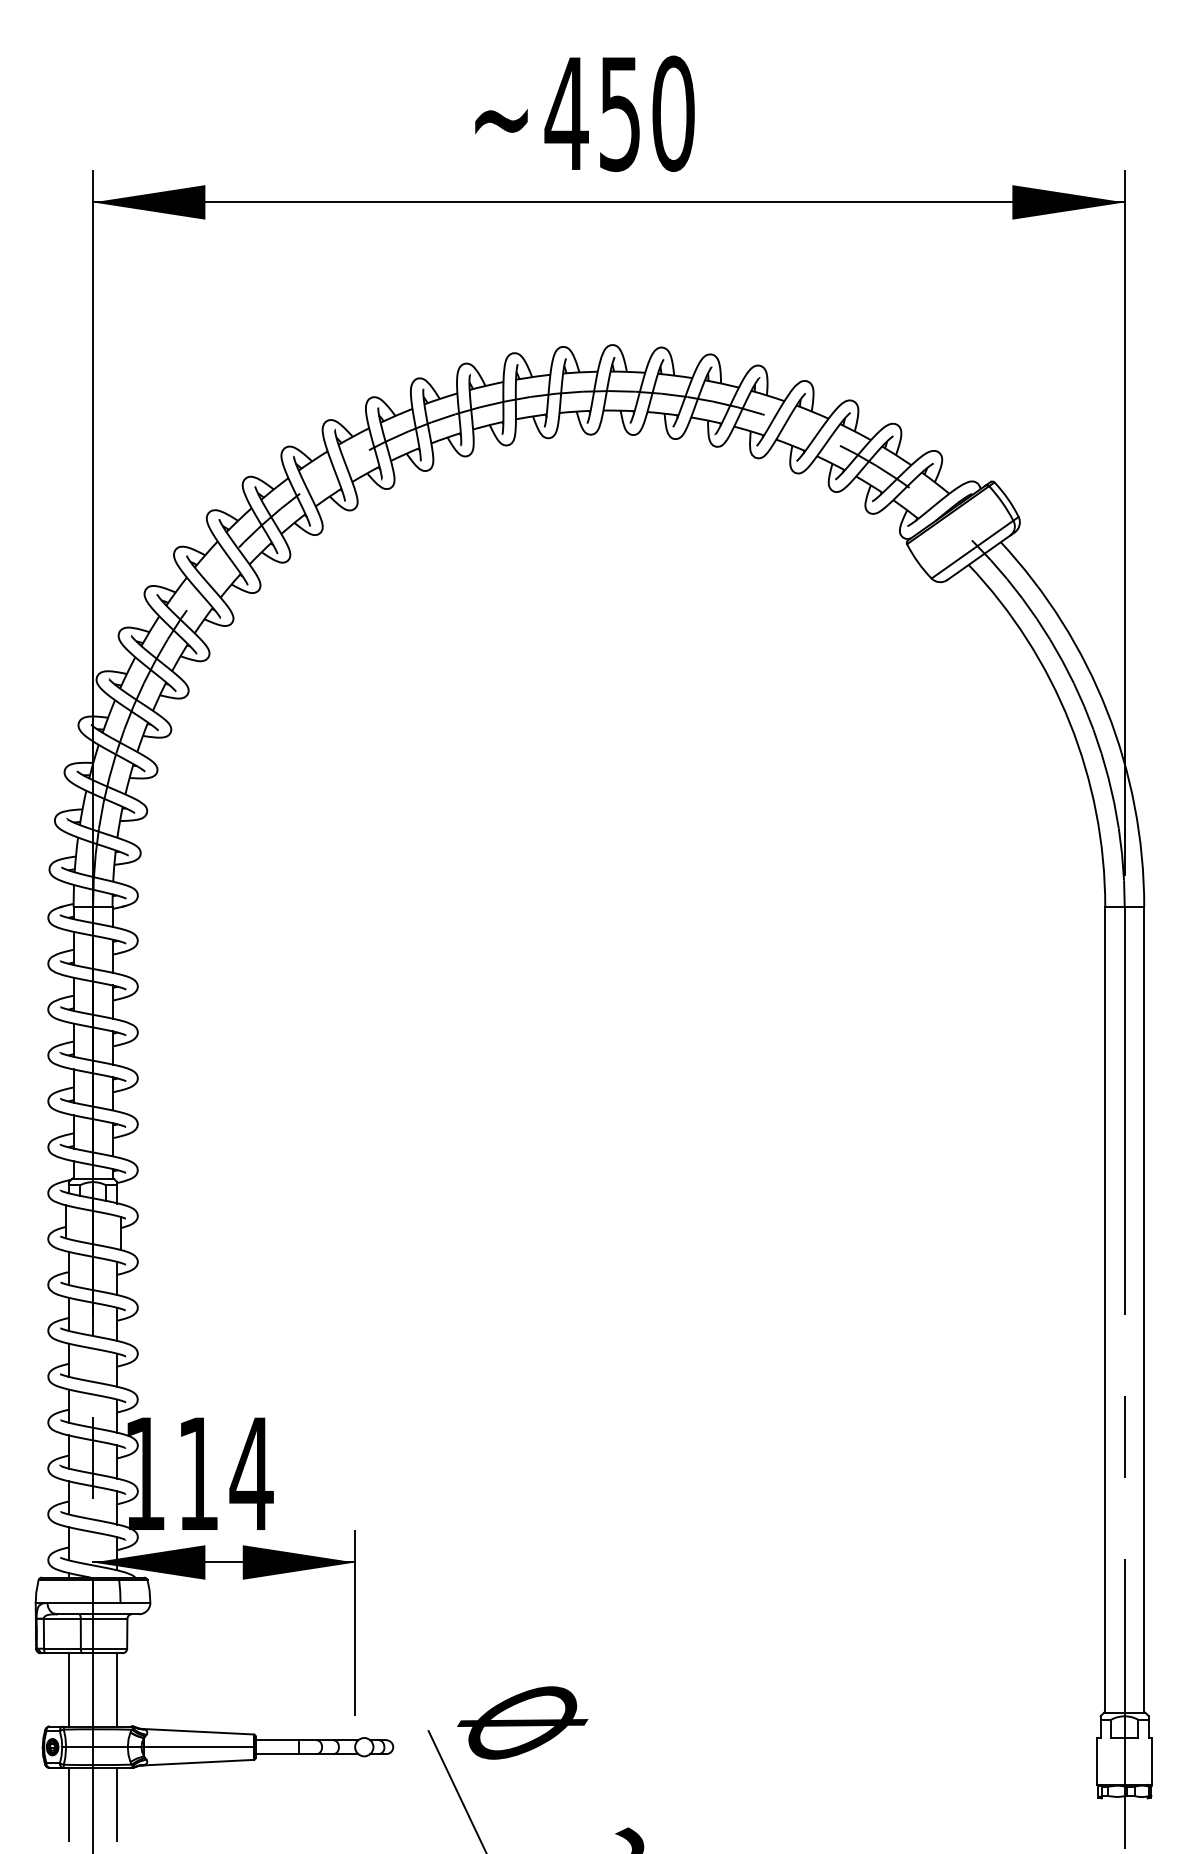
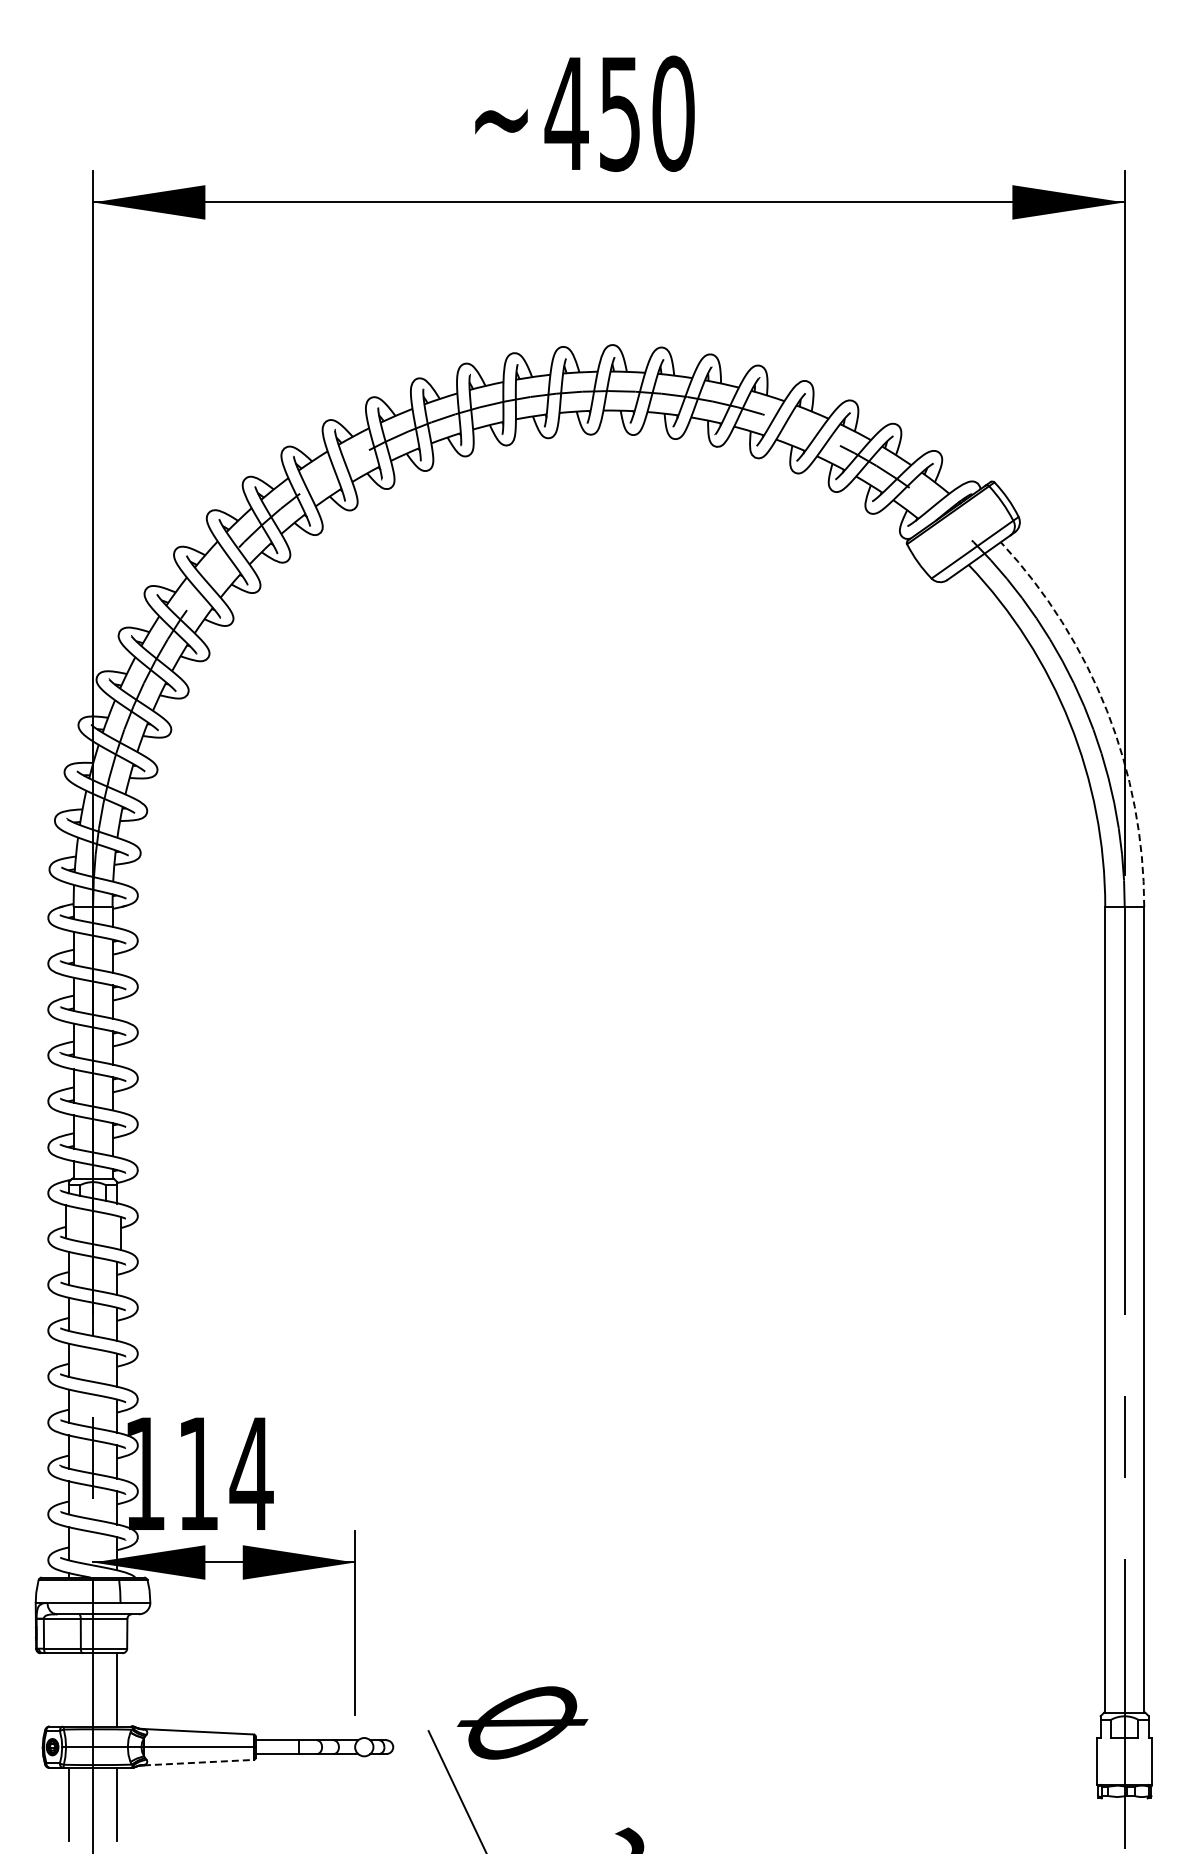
arc: solid -> dashed (1107, 710)
line: present -> none (68, 1689)
line: solid -> dashed (198, 1762)
